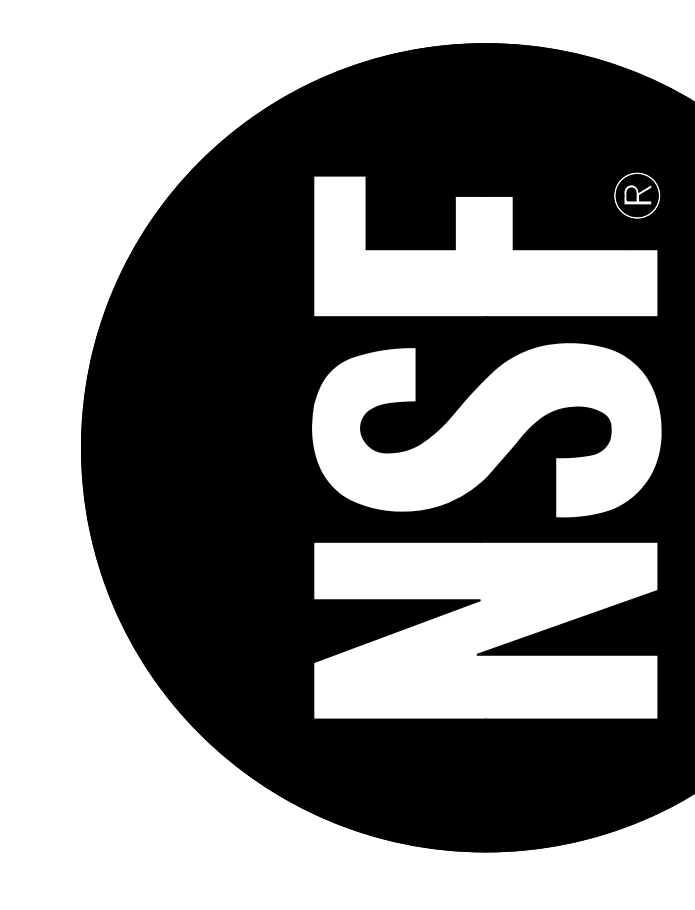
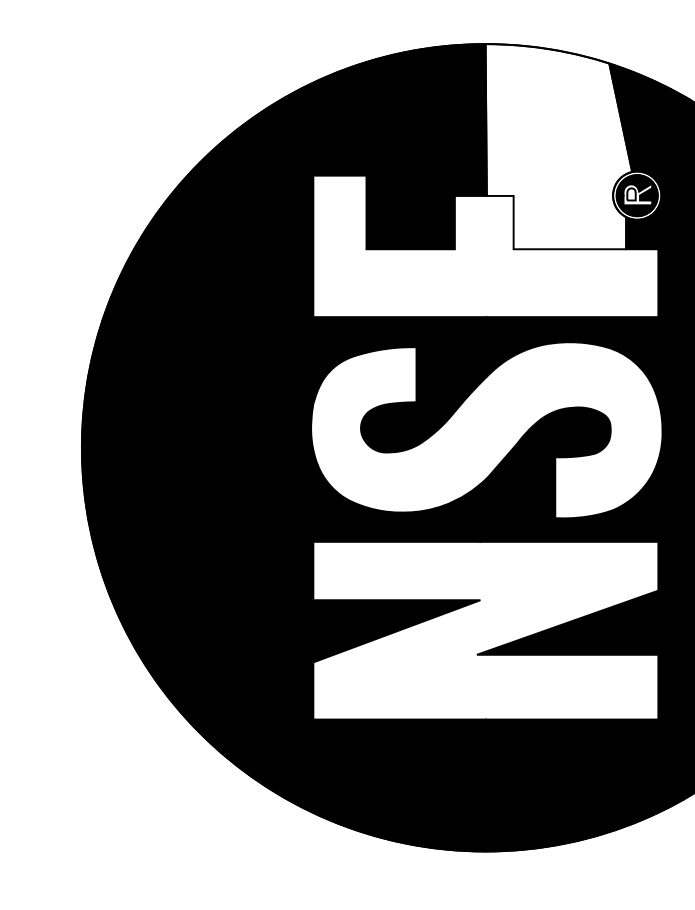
fill: present -> none (558, 146)
fill: present -> none (631, 194)
